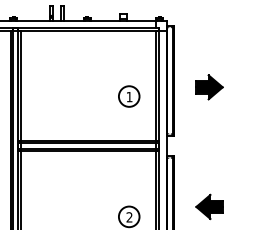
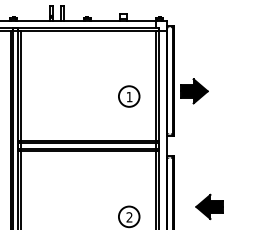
part position: (209, 87) -> (194, 91) (194, 91)
